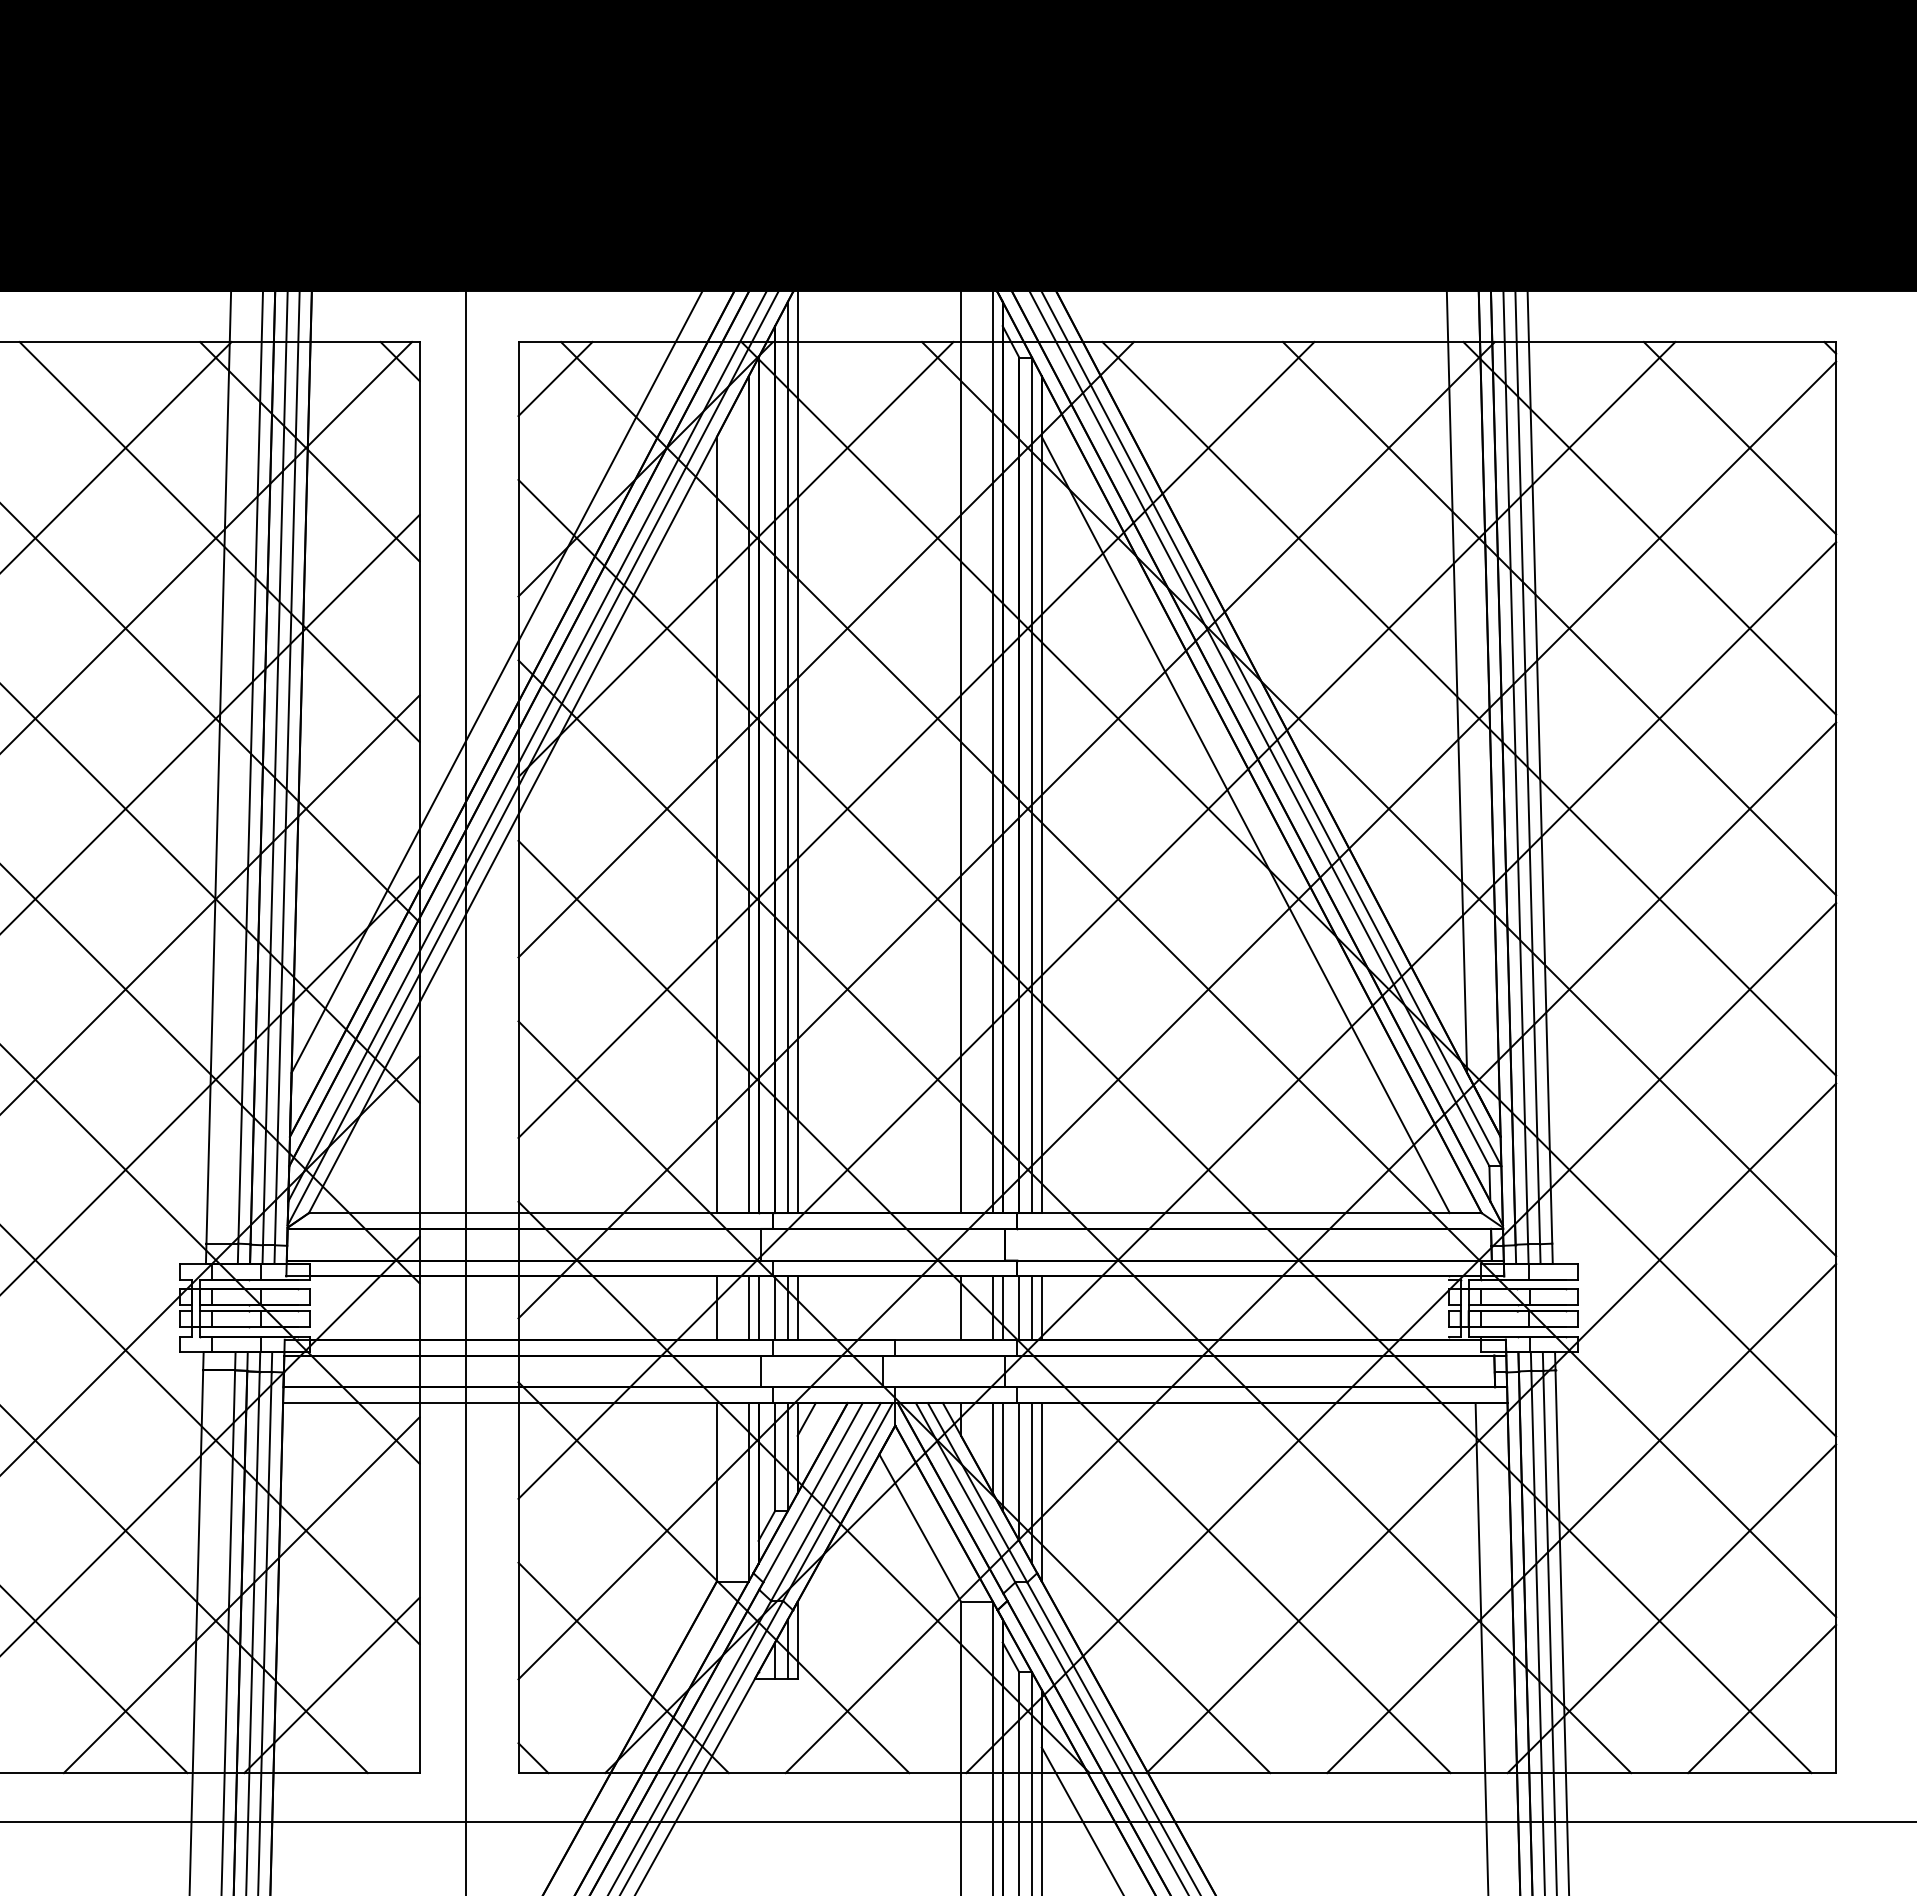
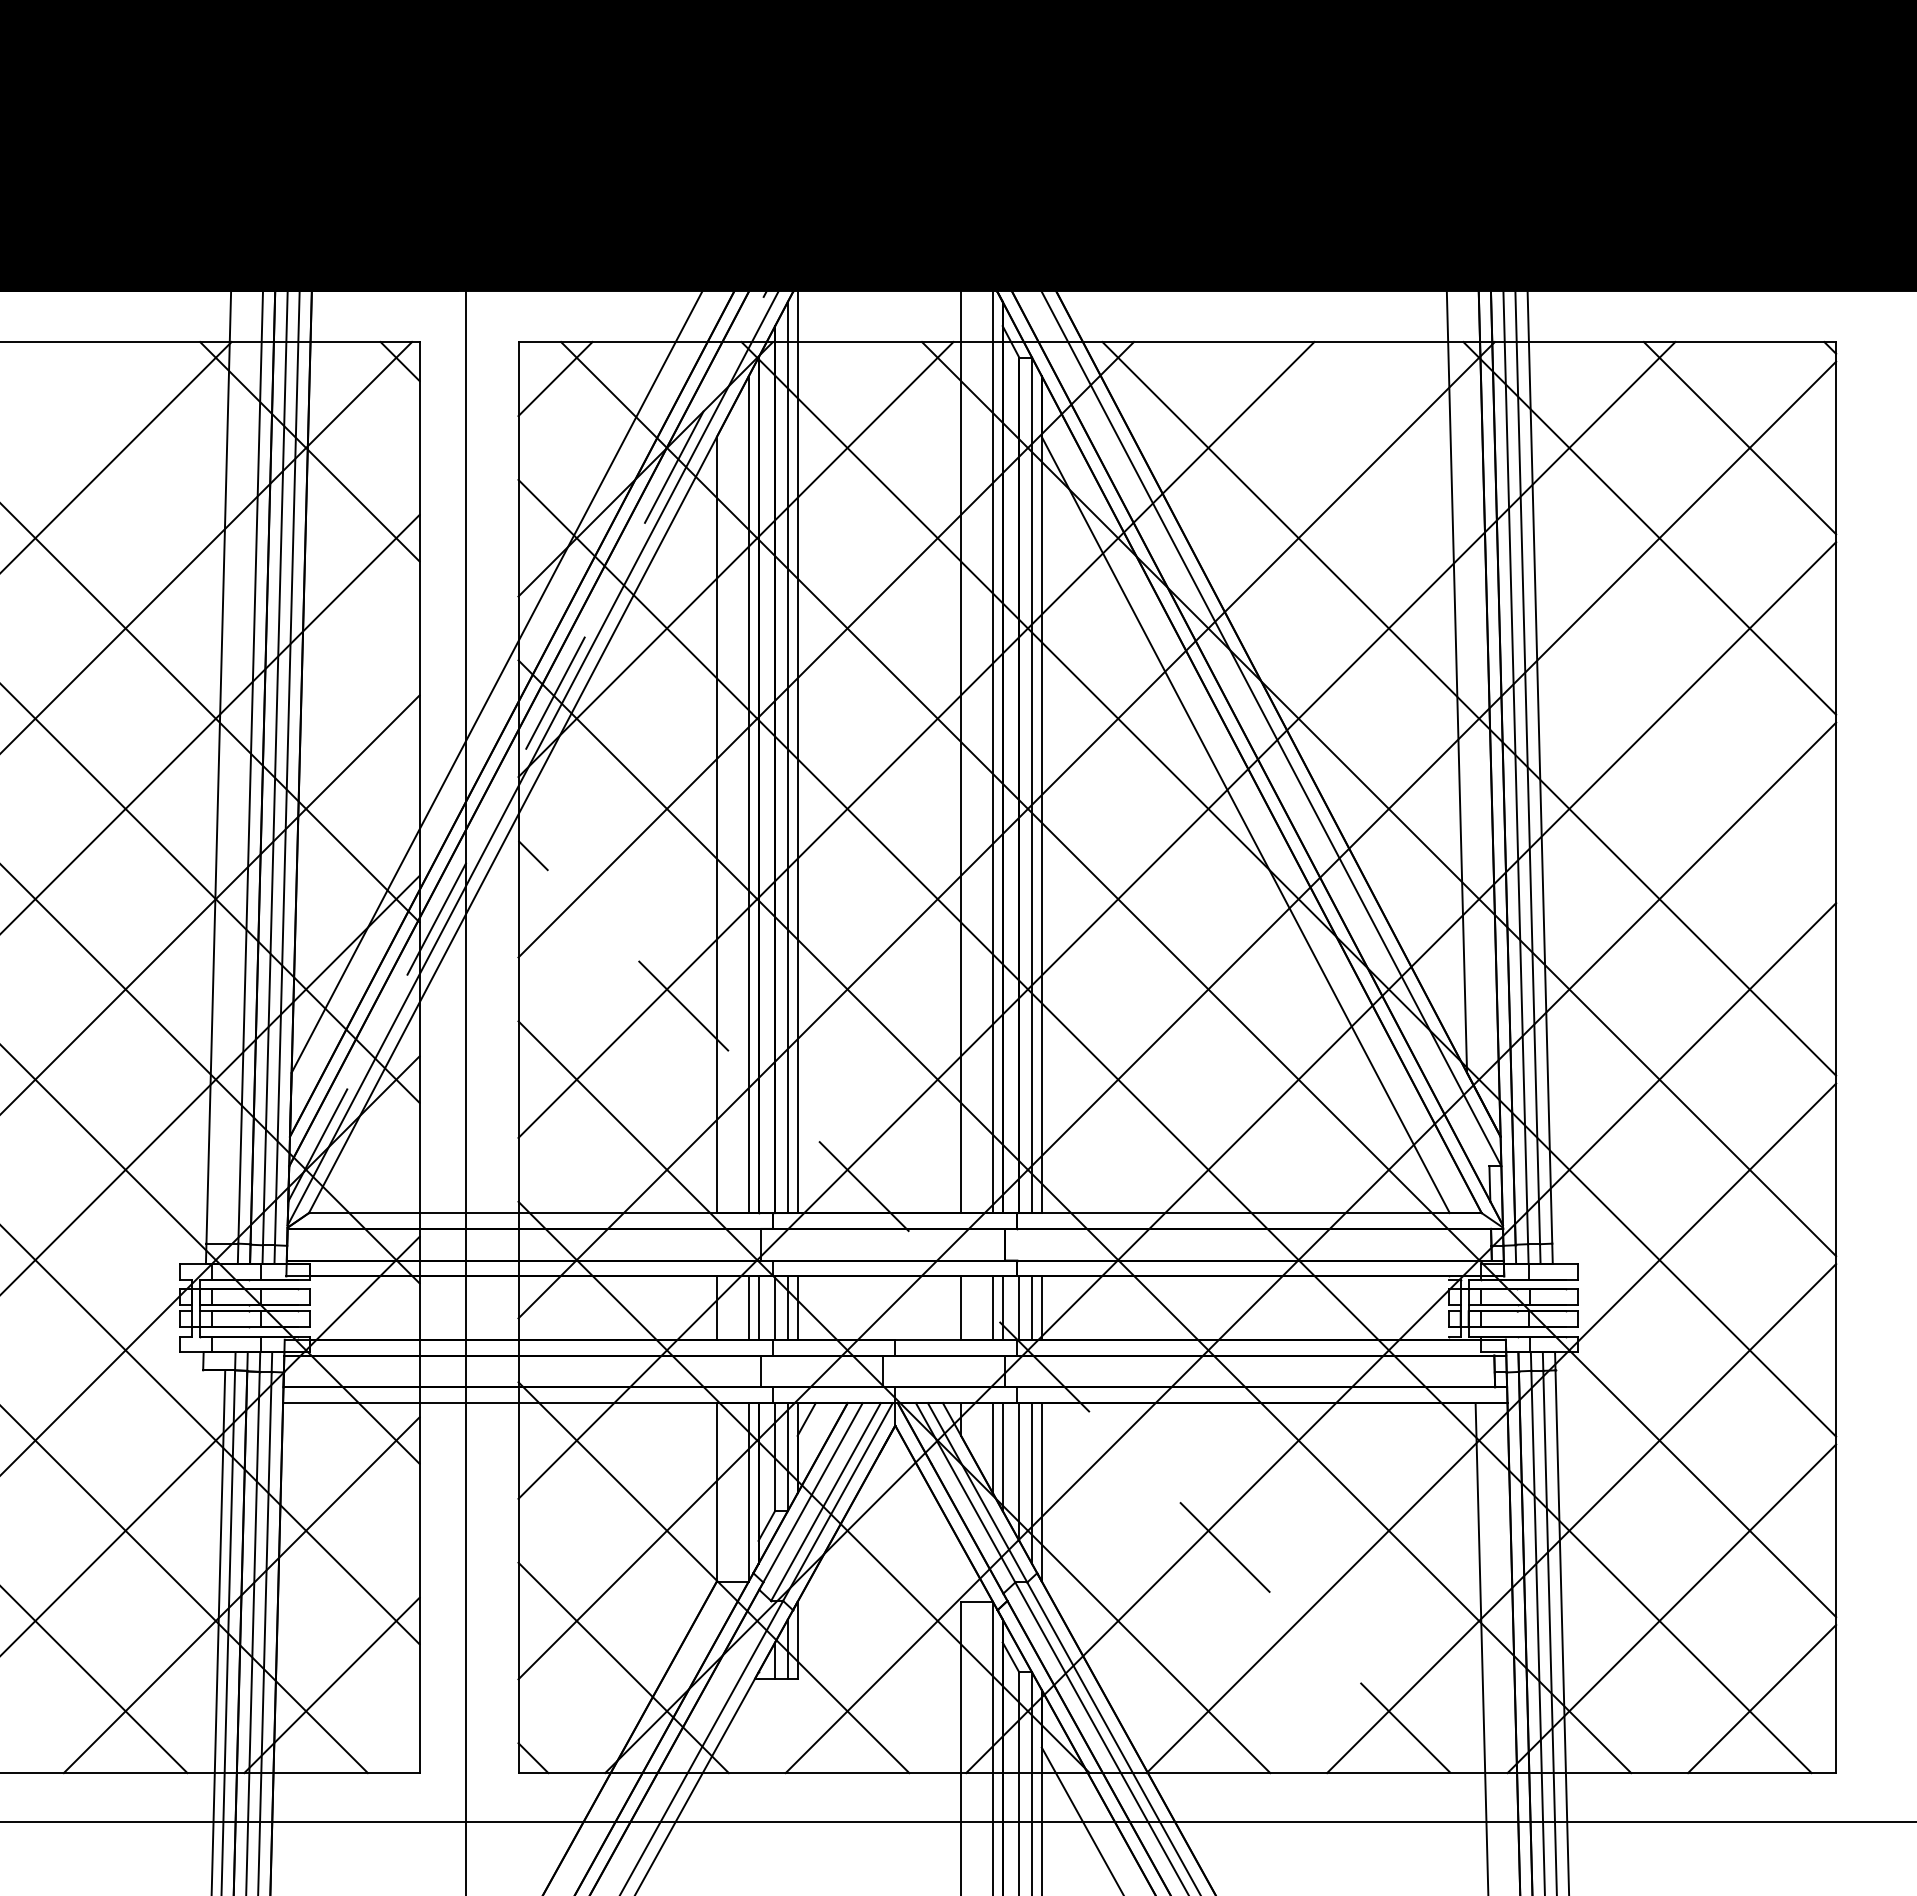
line: present -> none (219, 542)
line: present -> none (1559, 618)
line: present -> none (1252, 715)
line: solid -> dashed (530, 741)
line: solid -> dashed (984, 1306)
line: present -> none (920, 1527)
line position: (196, 1631) -> (218, 1631) (218, 1631)
line: present -> none (690, 1746)
